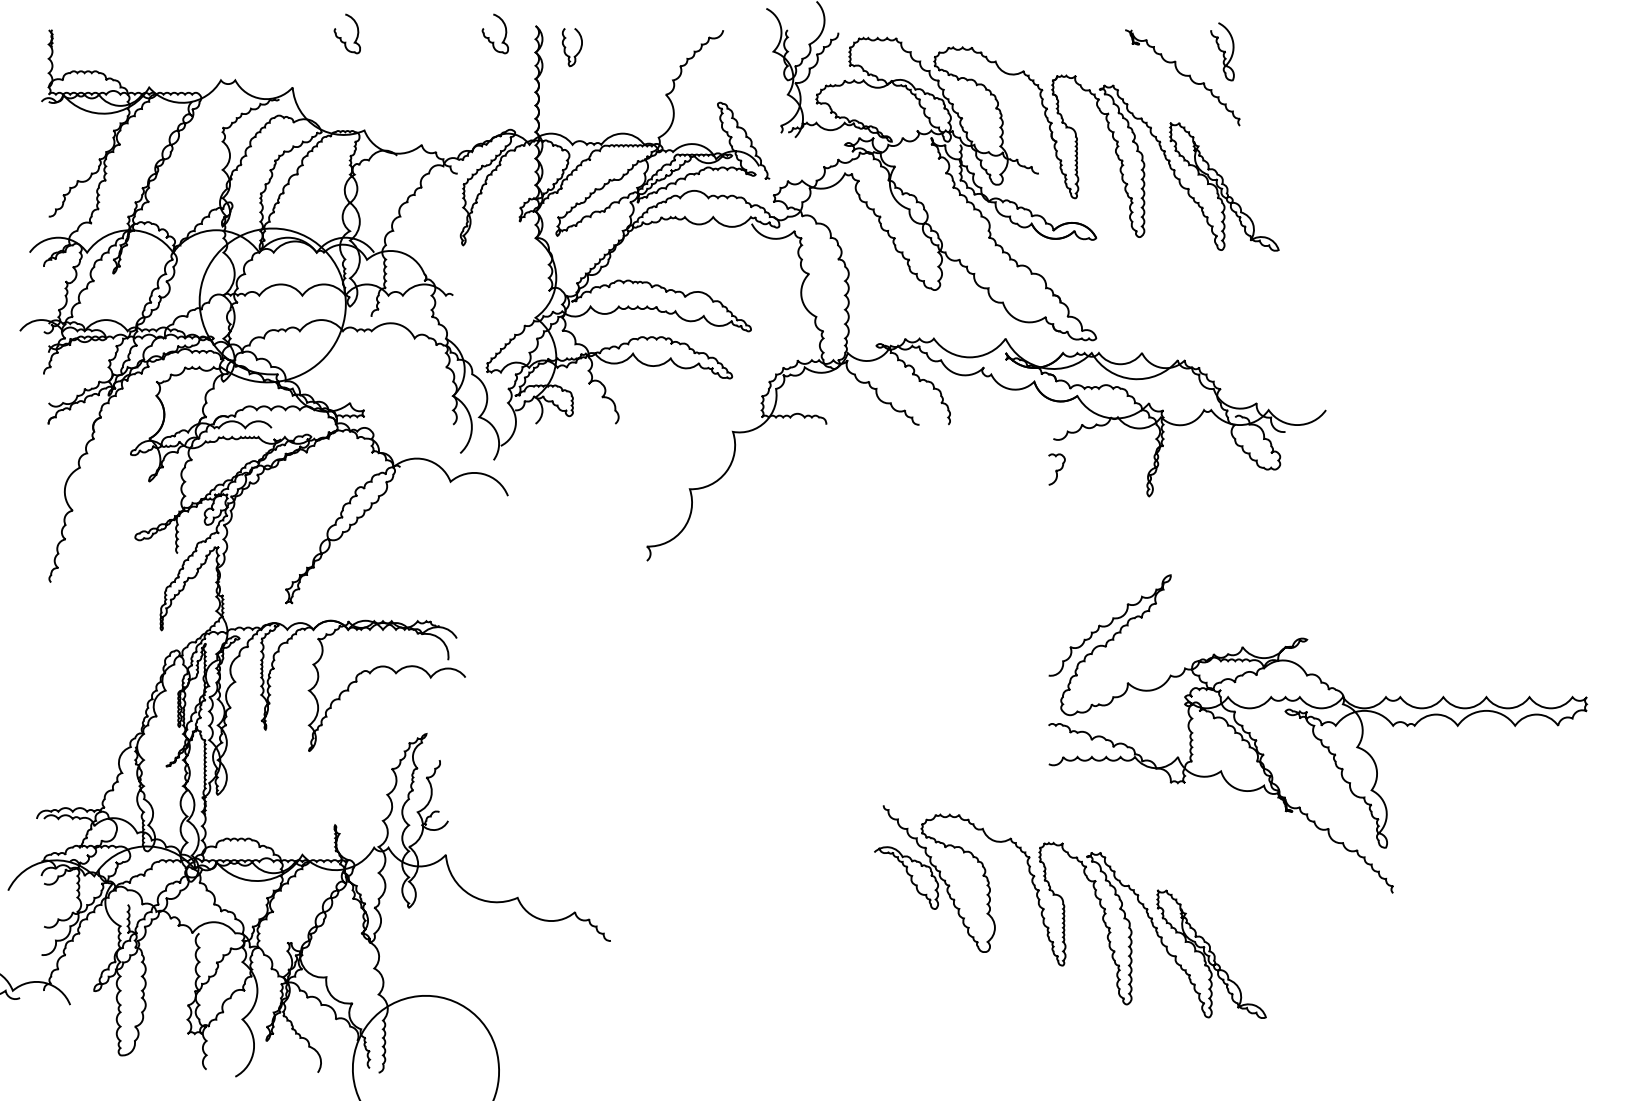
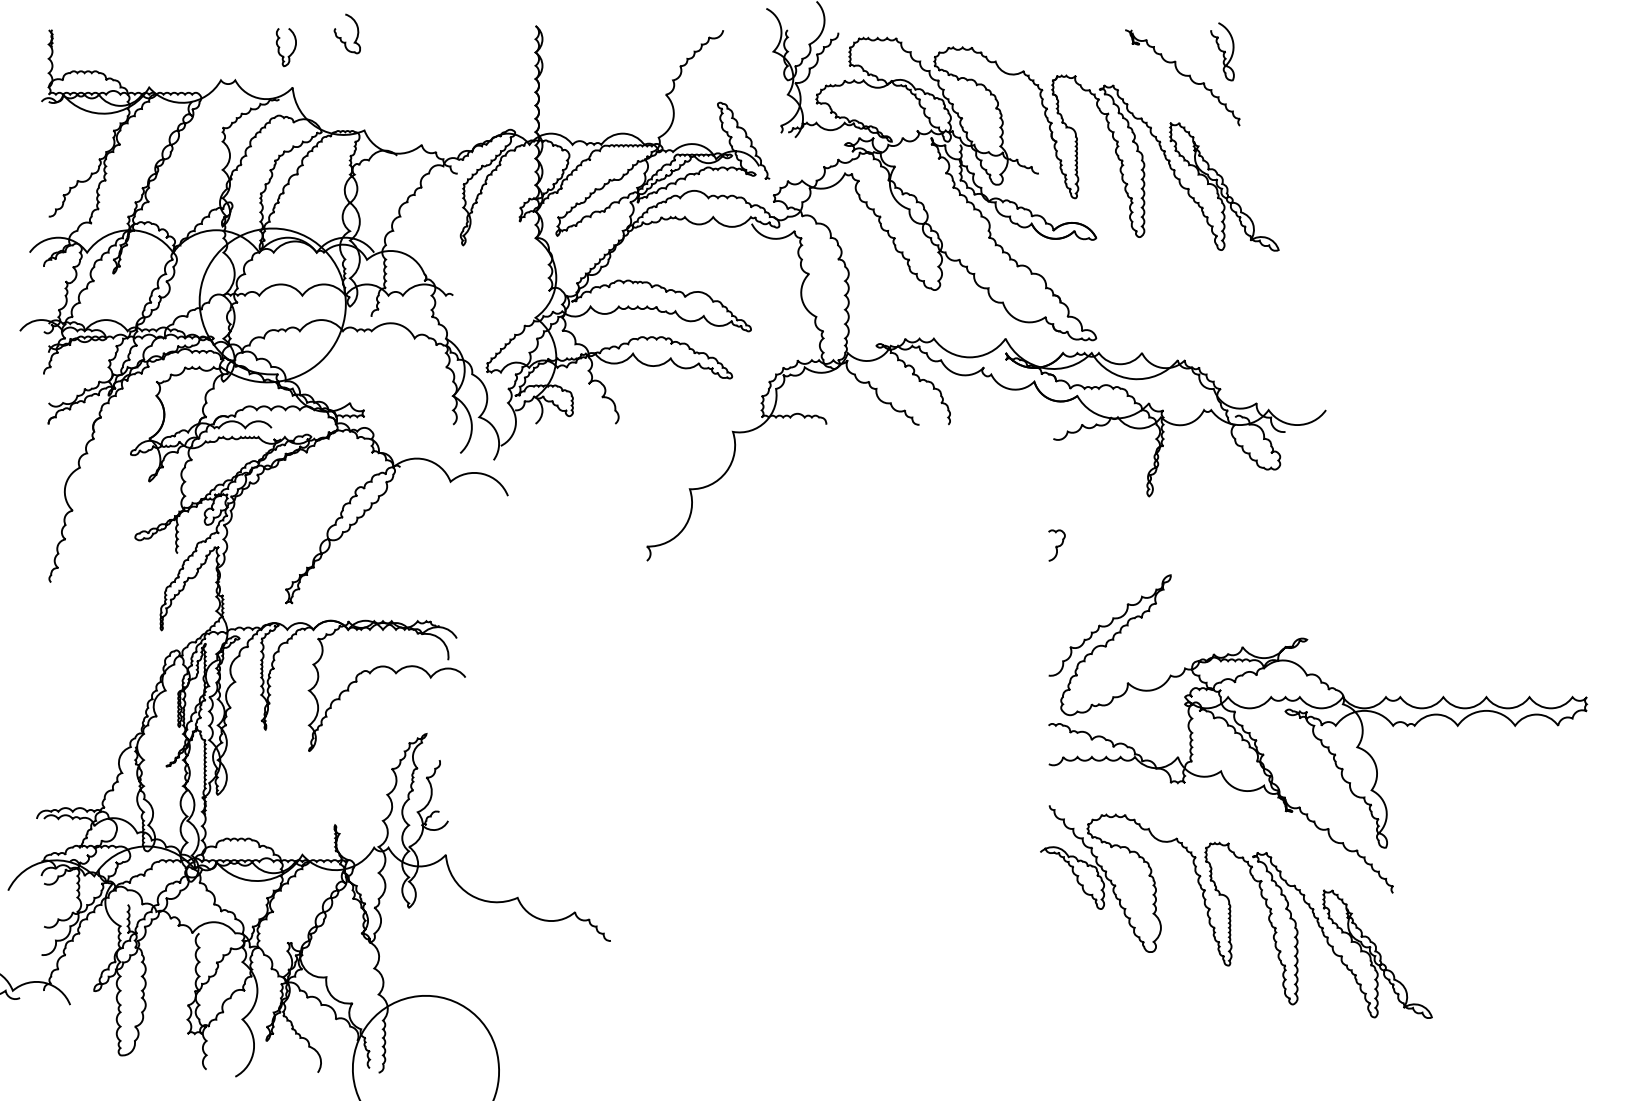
curve: present -> none (489, 37)
curve position: (566, 47) -> (280, 47) (280, 47)
curve position: (1056, 469) -> (1056, 545) (1056, 545)
part position: (1070, 911) -> (1236, 911) (1236, 911)
